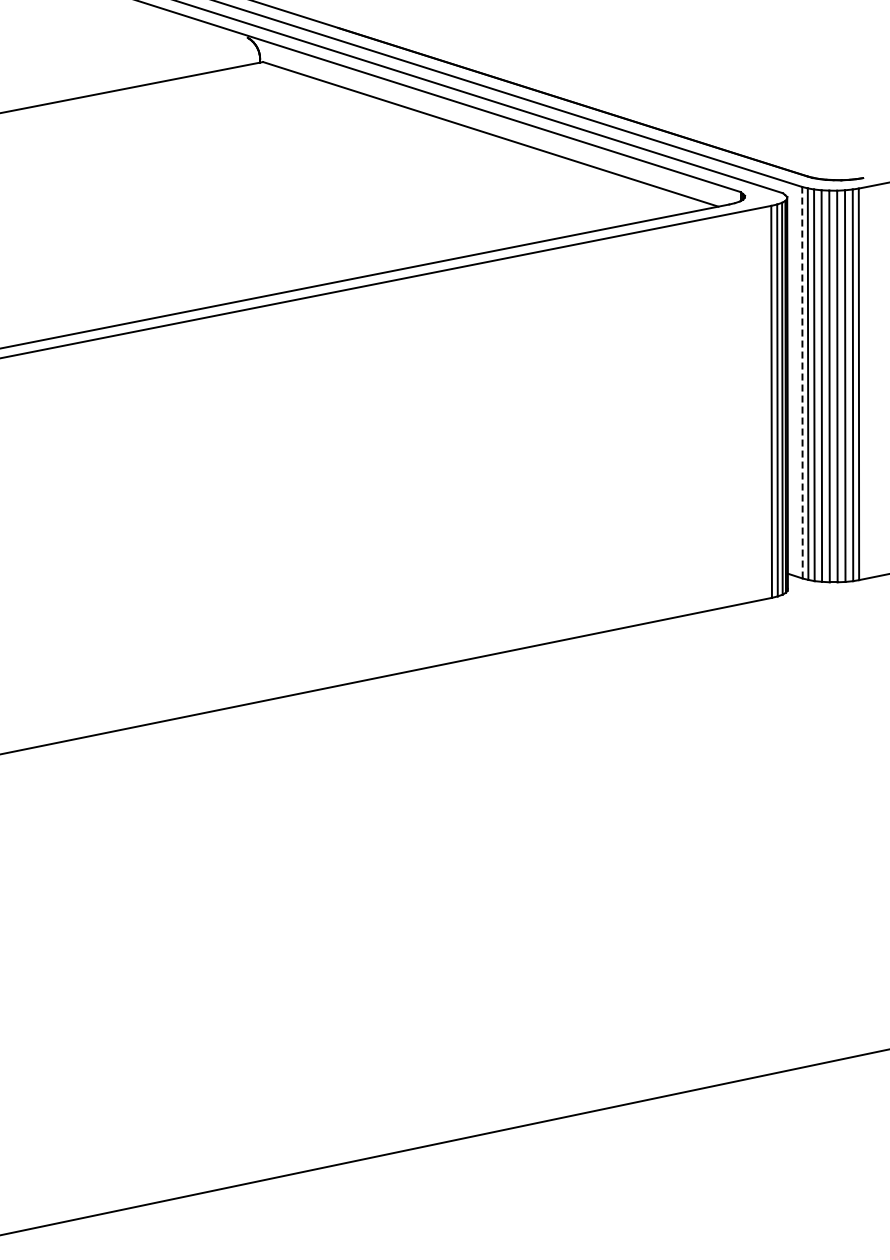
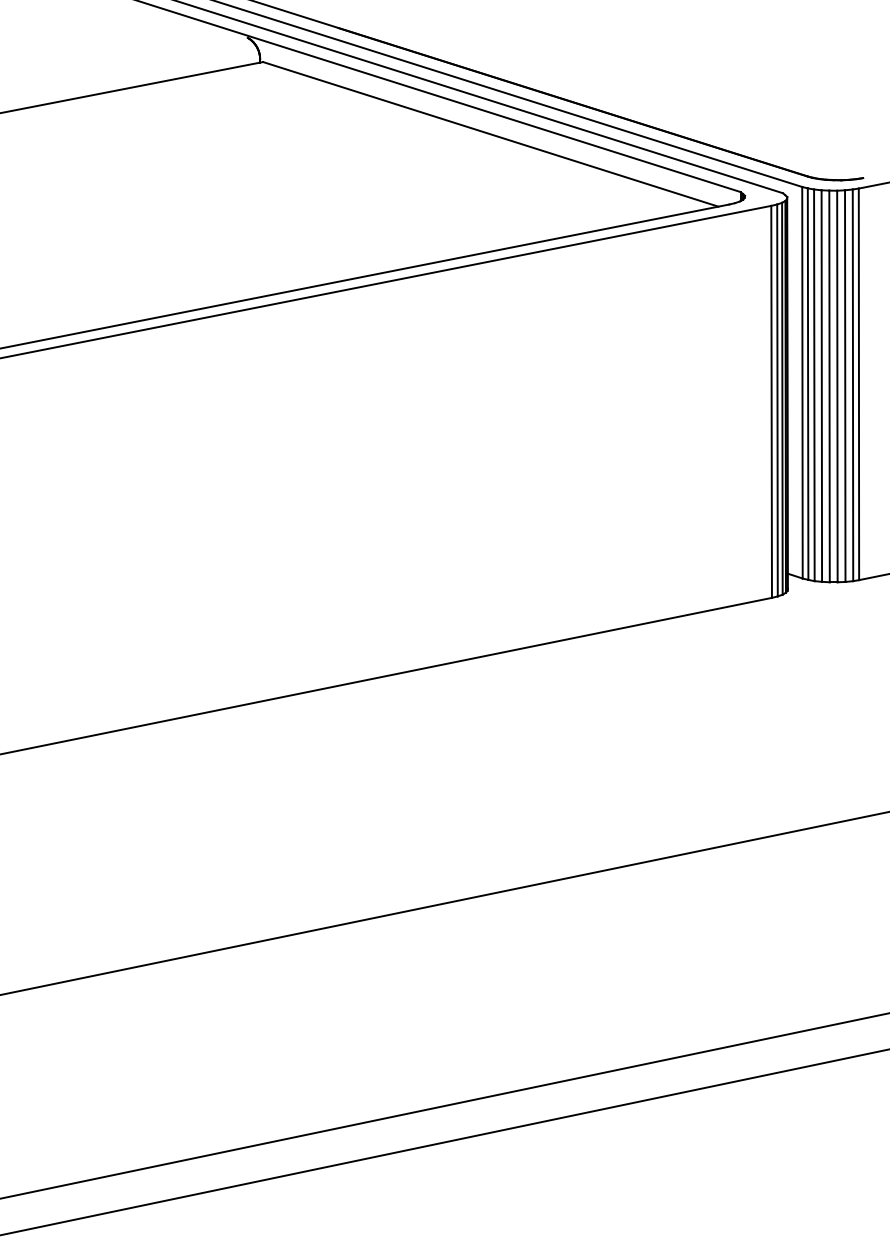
line: dashed -> solid (802, 382)
line: none -> present (444, 903)
line: none -> present (444, 1105)
